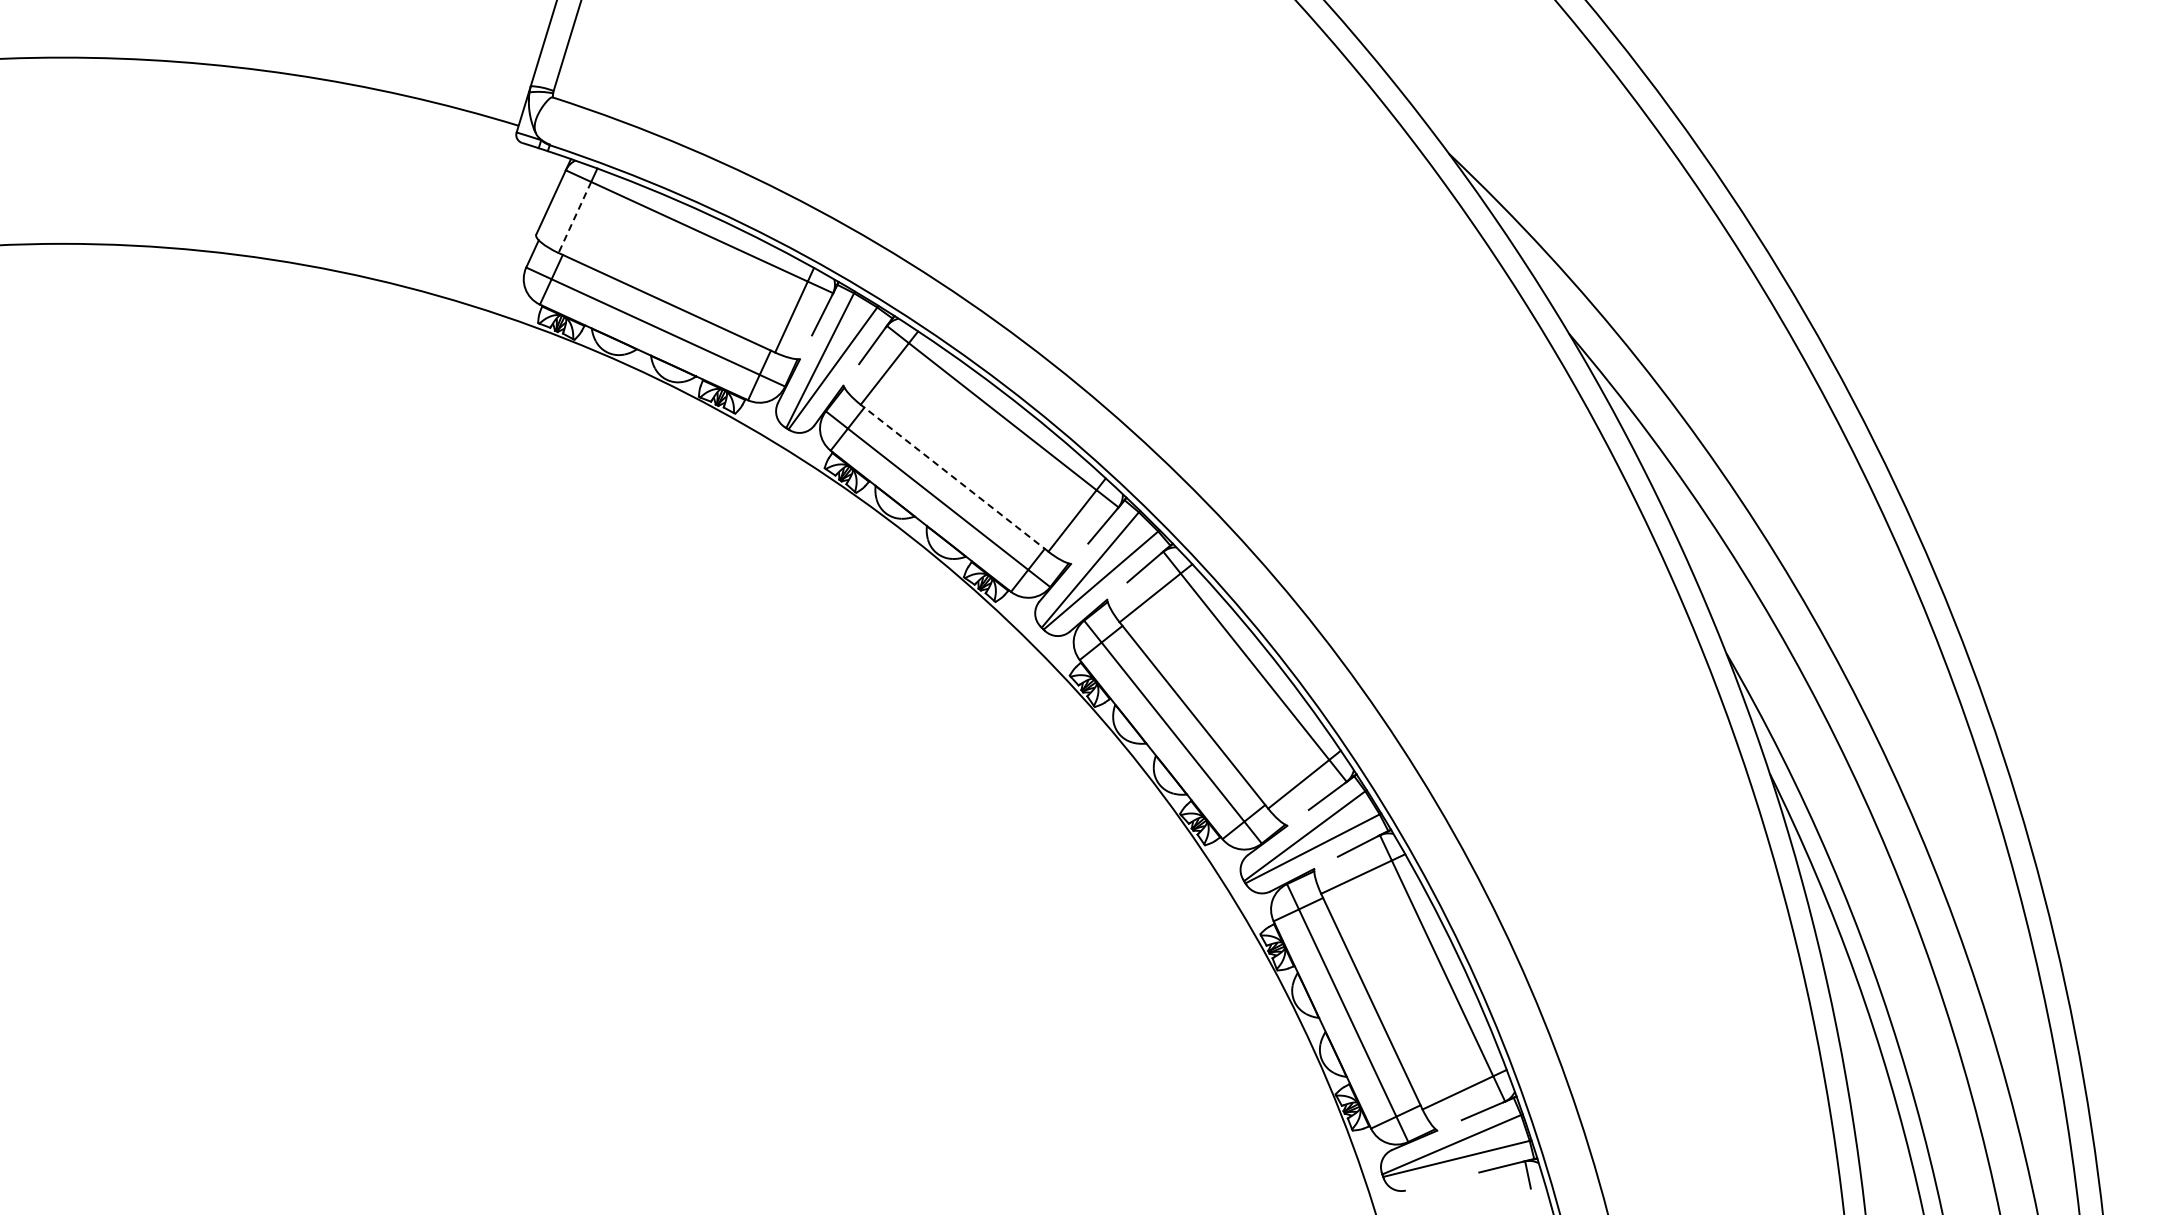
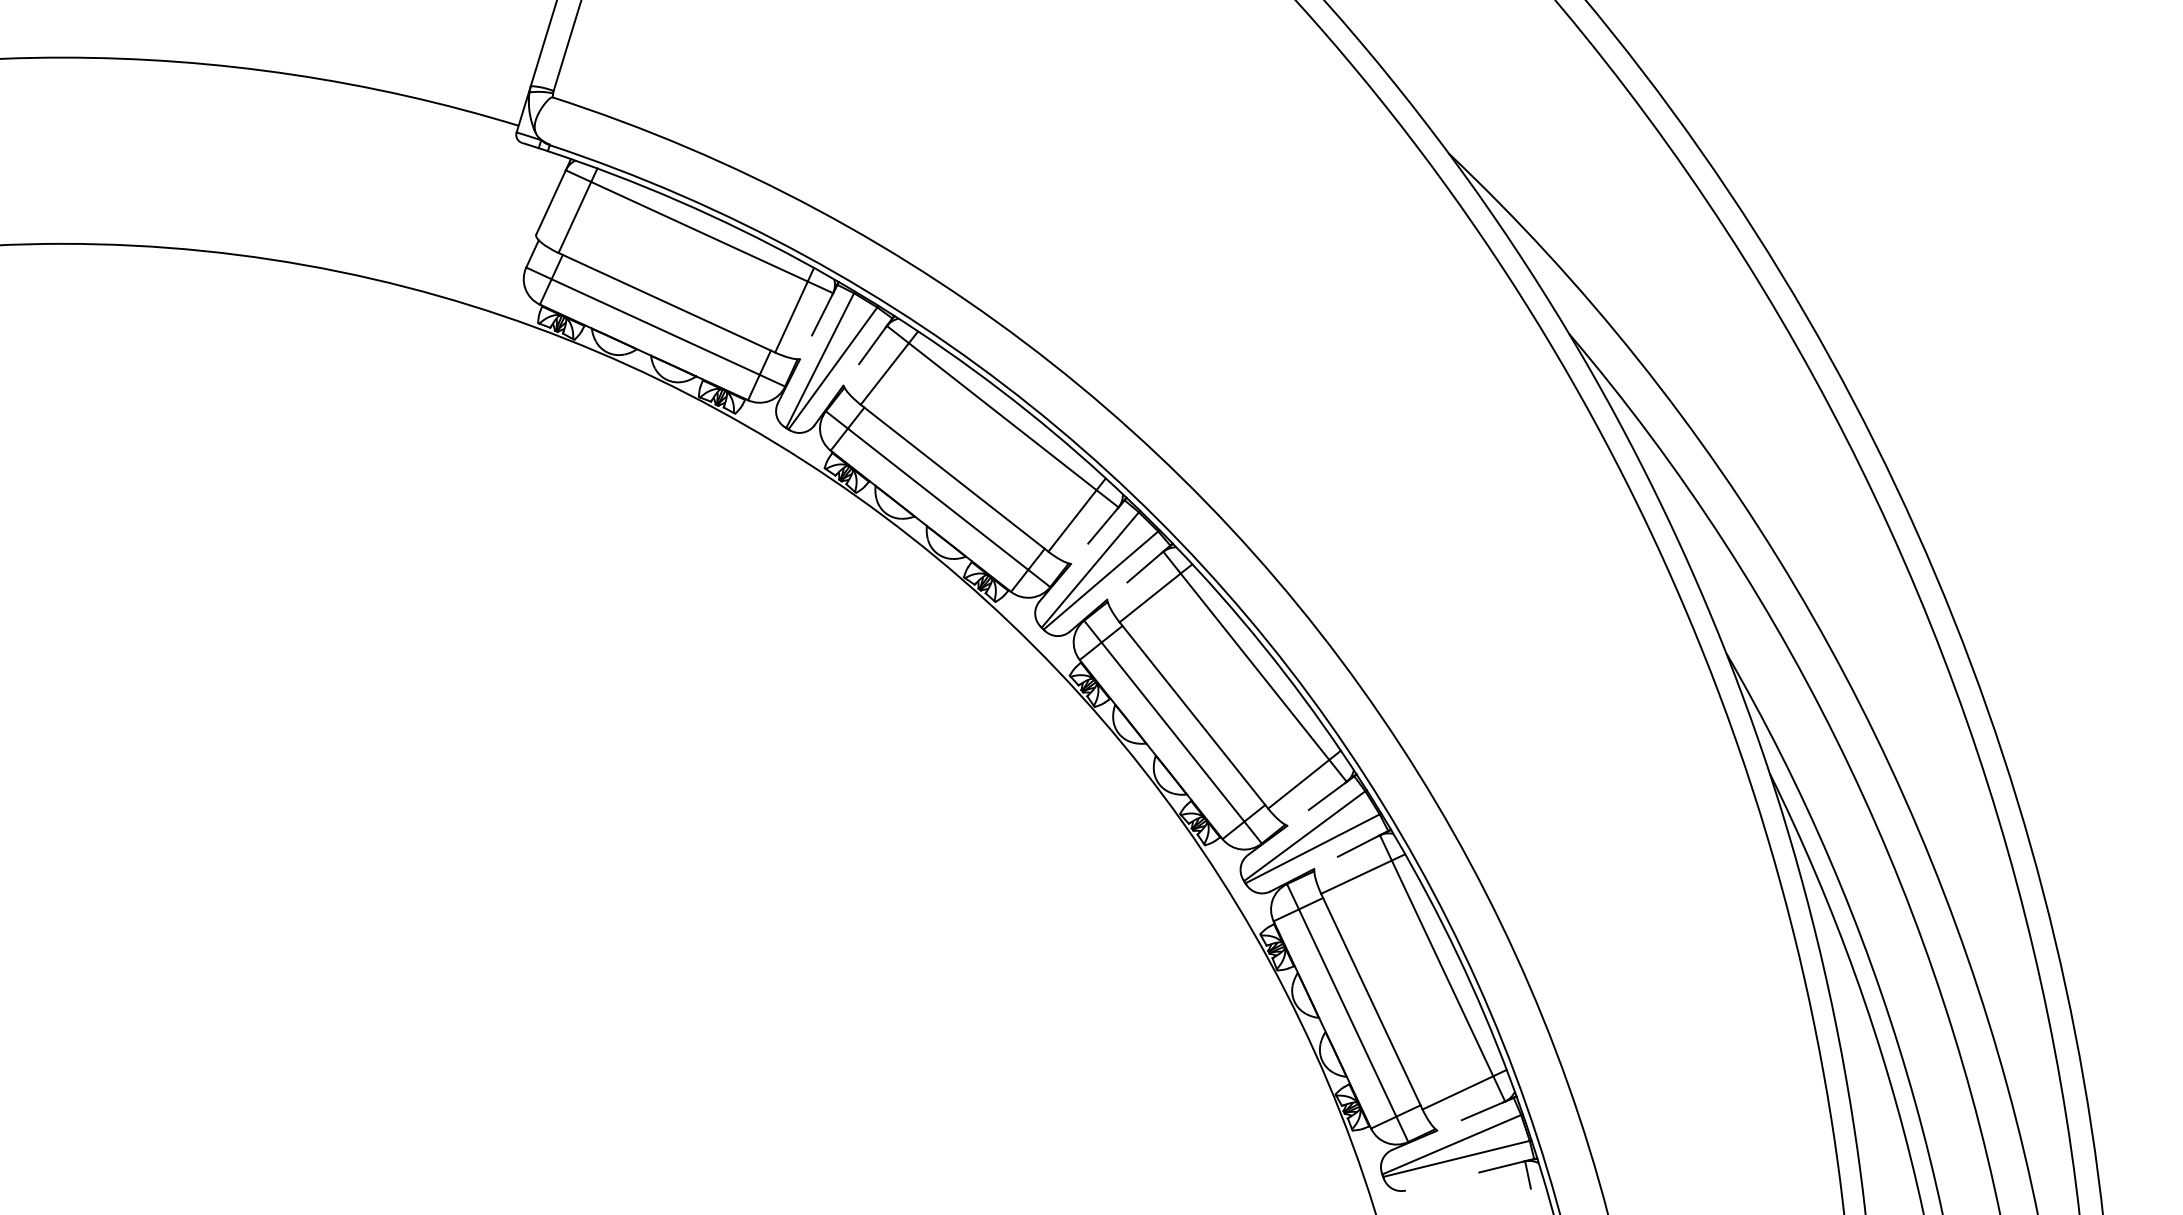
line: dashed -> solid (574, 217)
line: dashed -> solid (954, 477)
